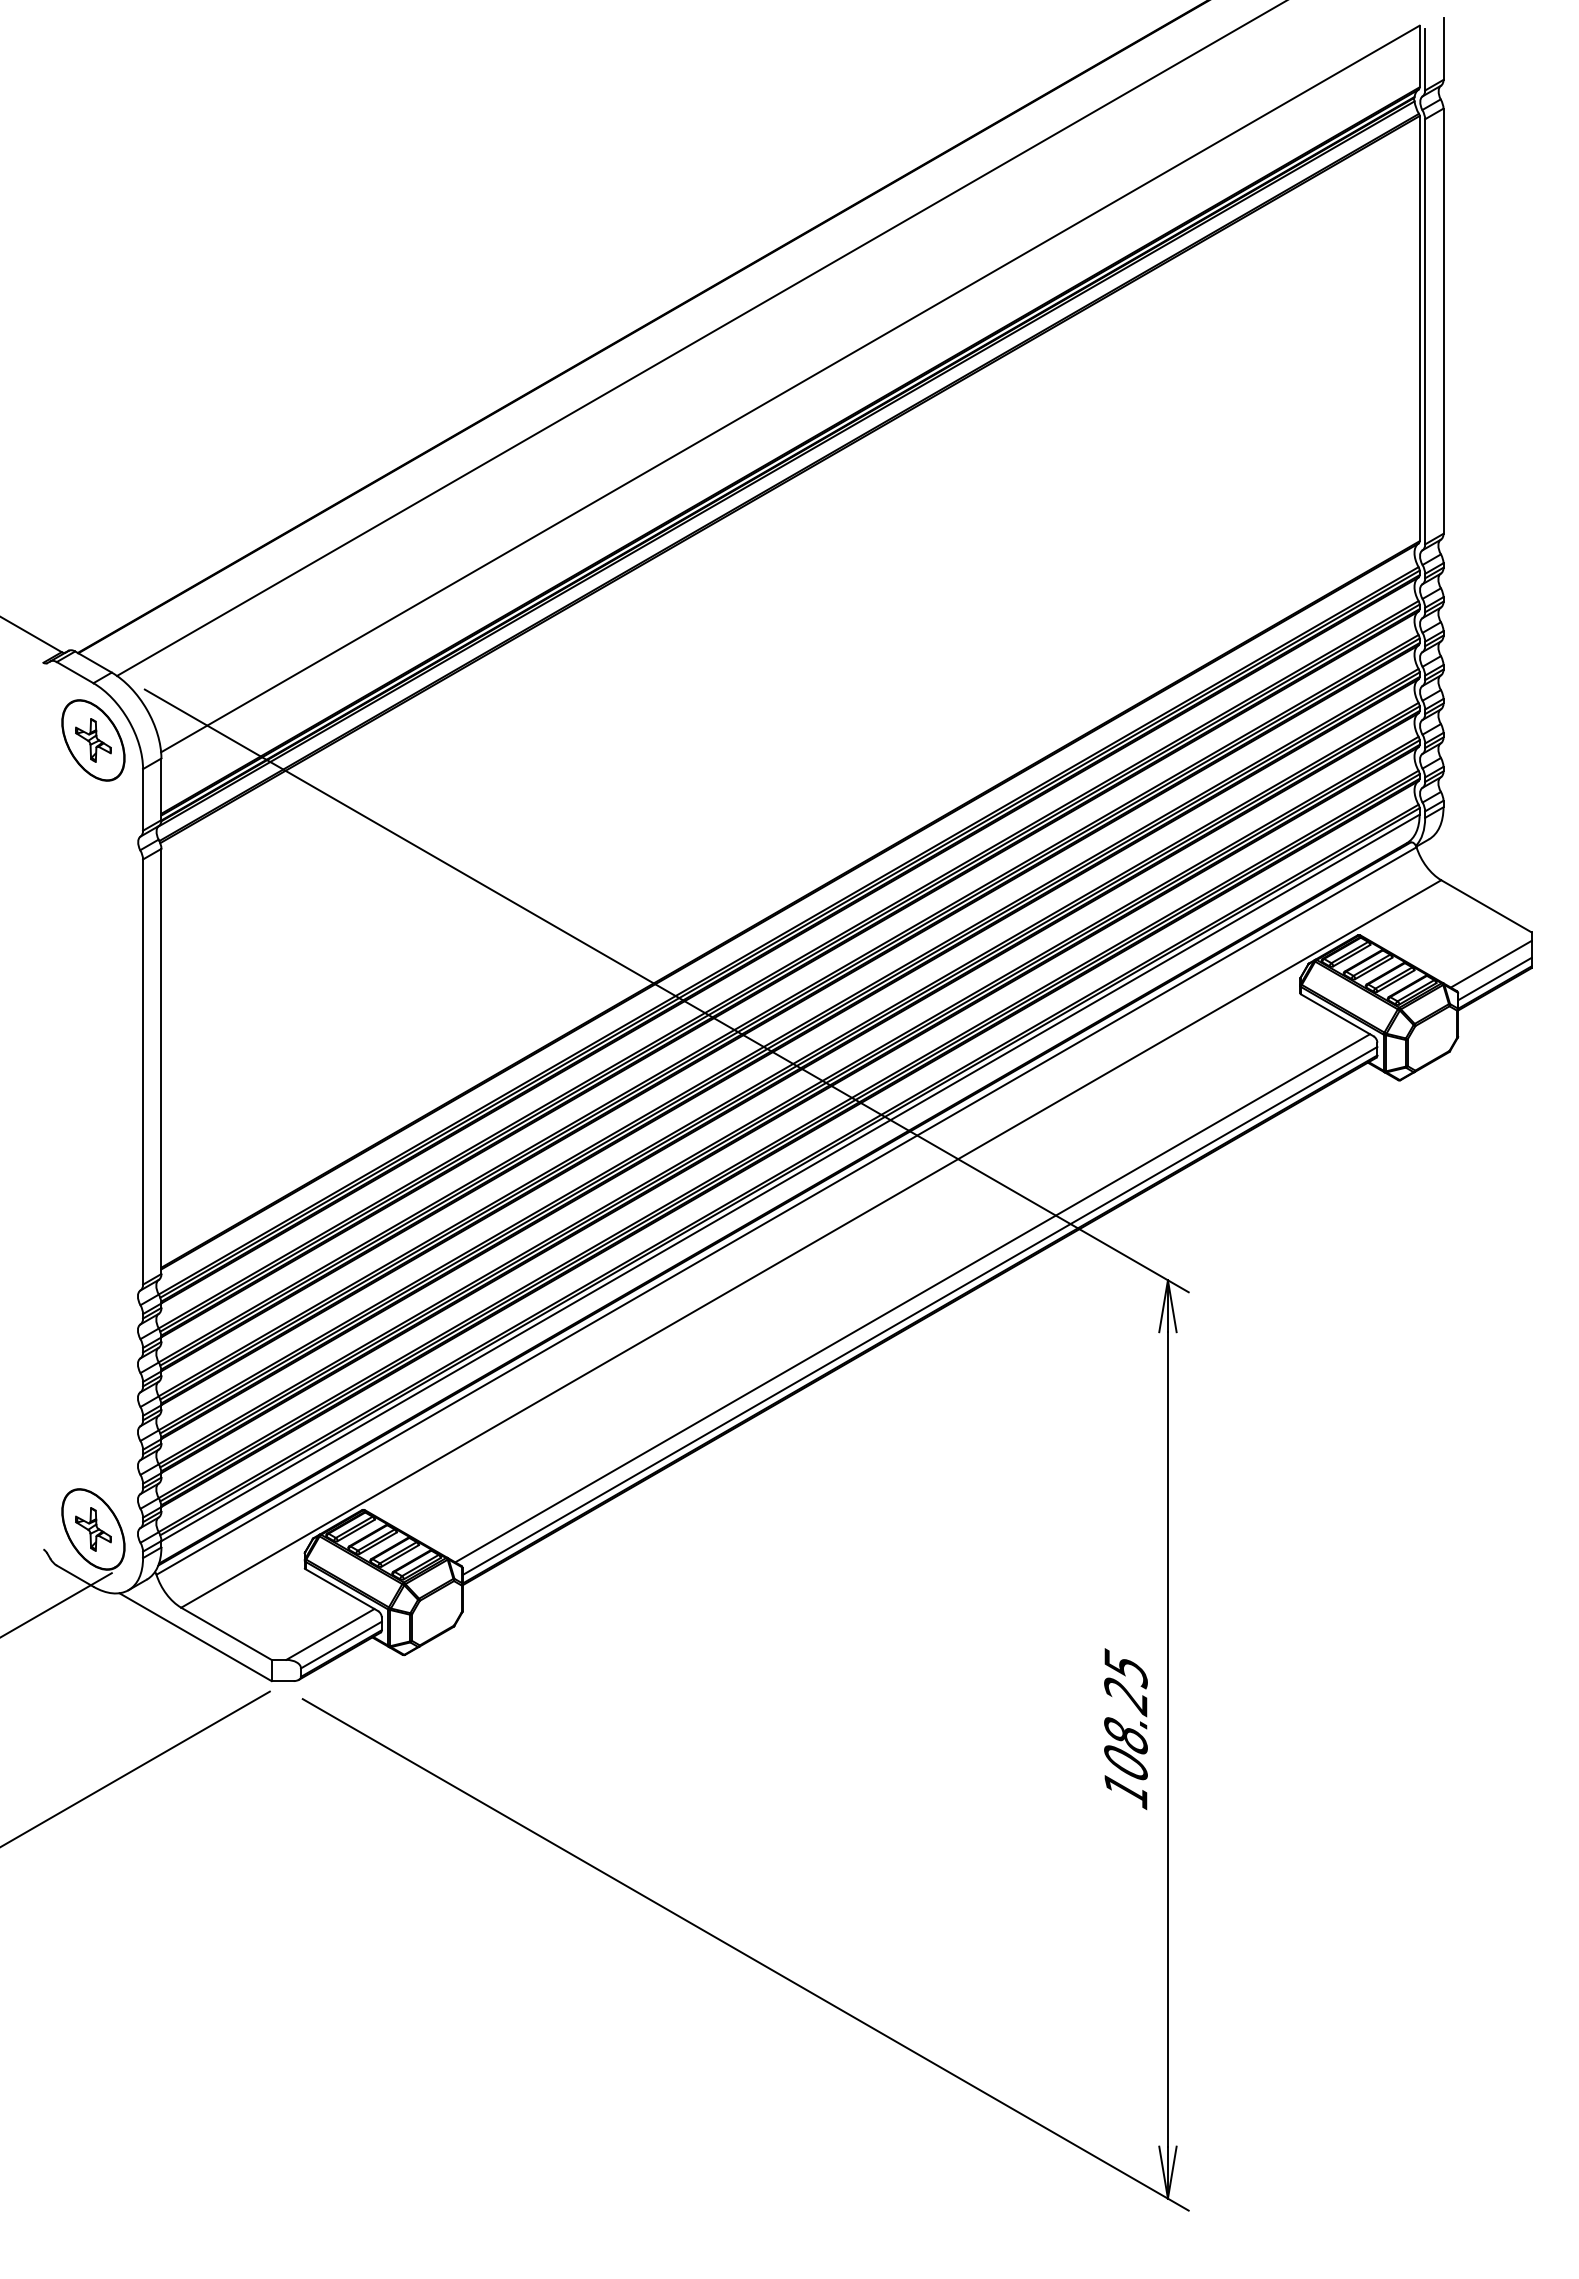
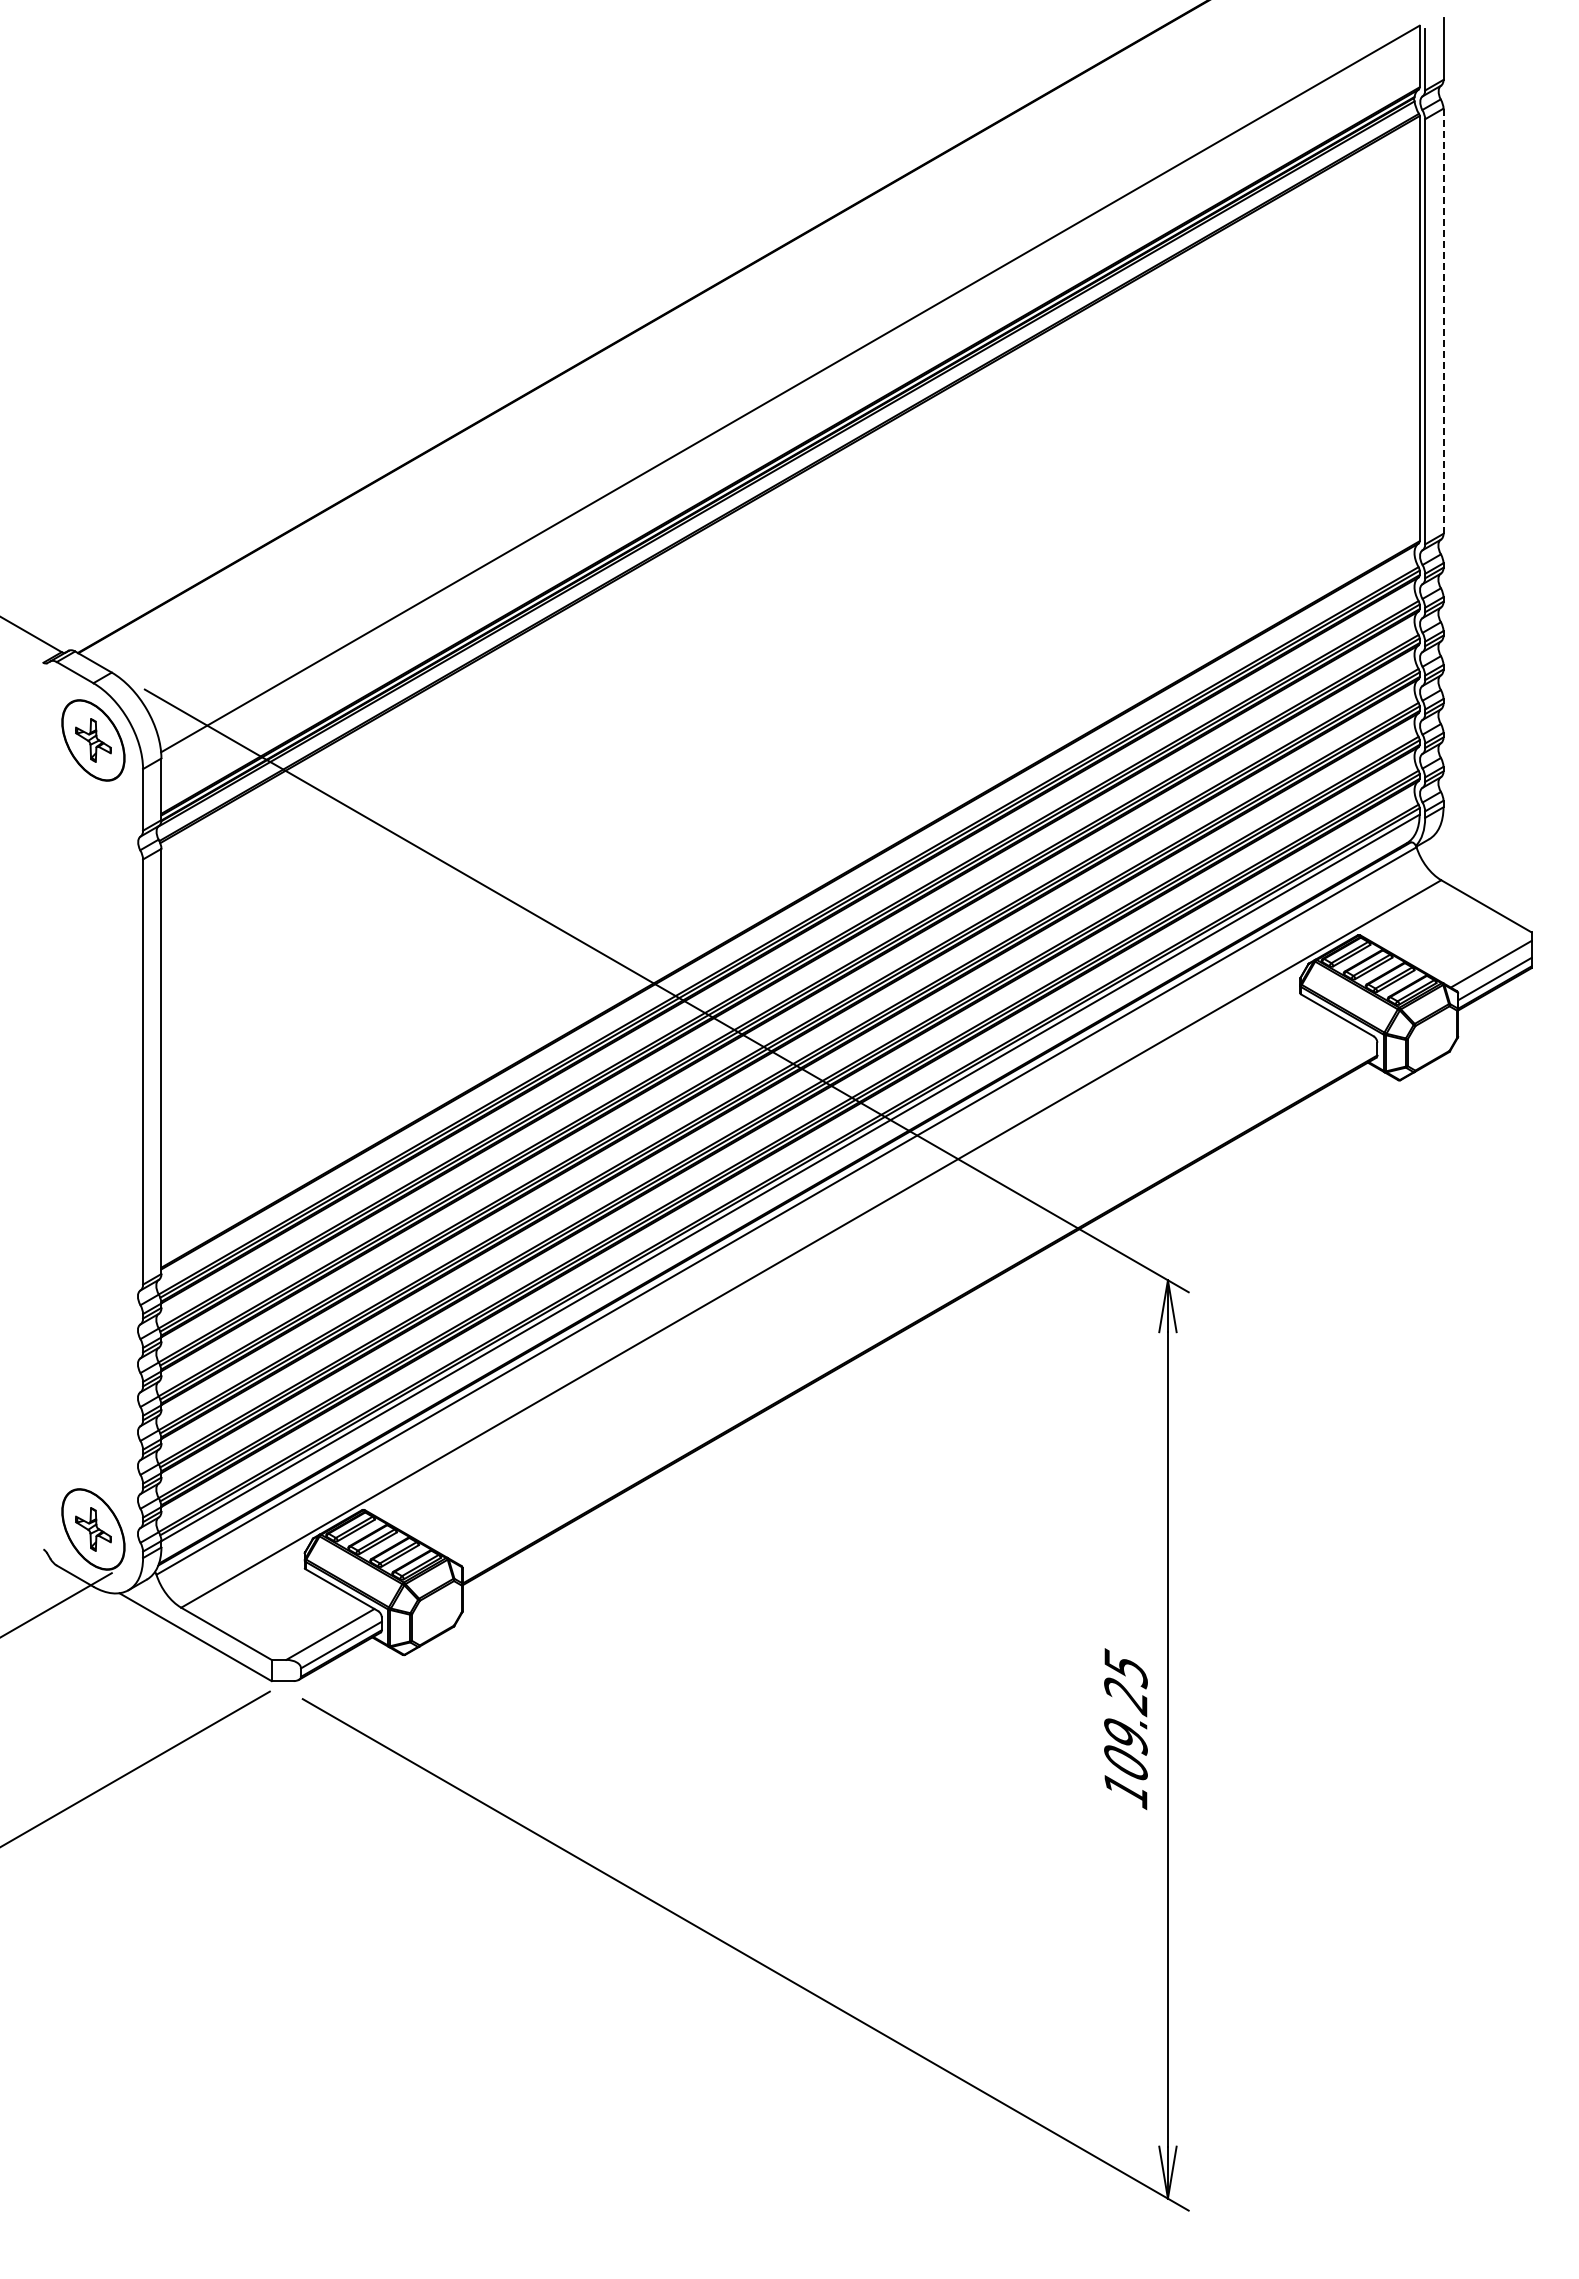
line: solid -> dashed (1443, 321)
line: present -> none (700, 338)
line: present -> none (912, 1298)
line: present -> none (919, 1310)
text: 108.25 -> 109.25 (1125, 1736)
